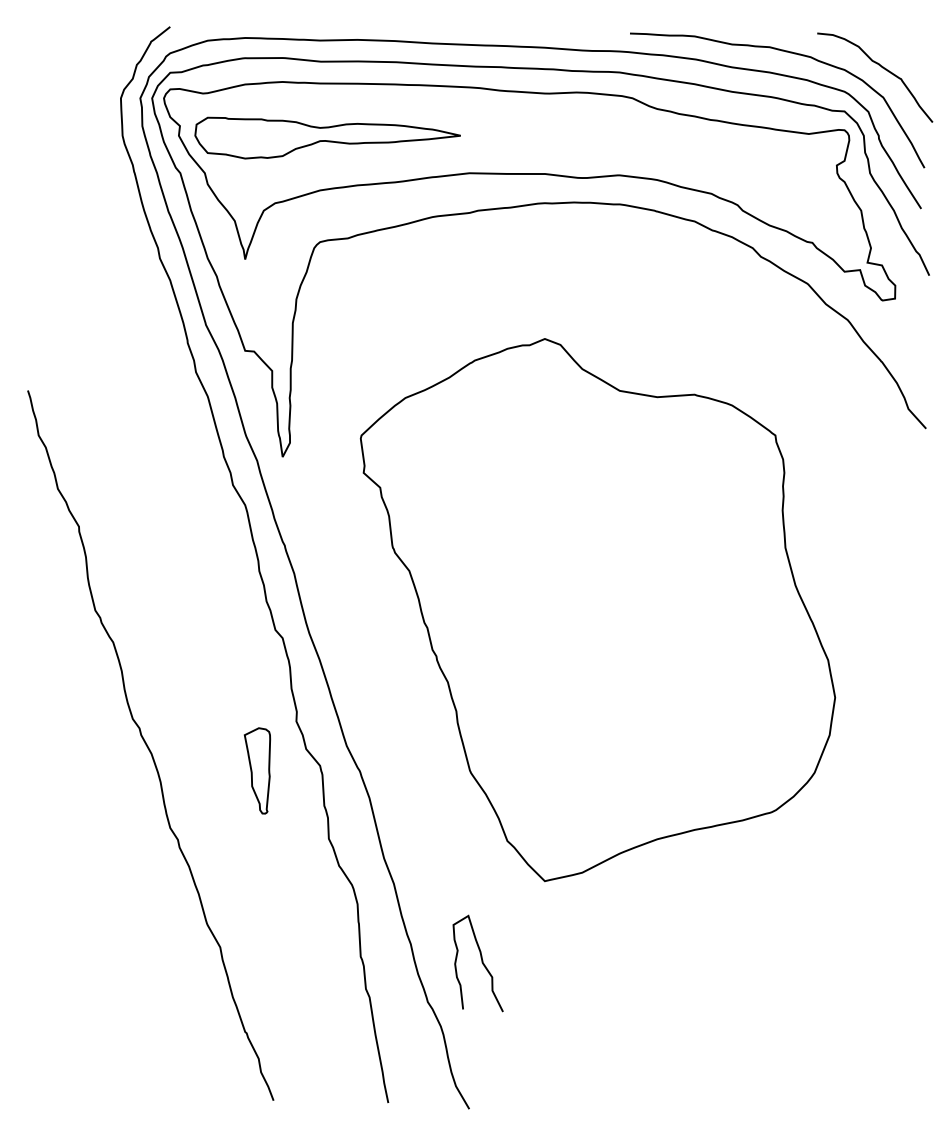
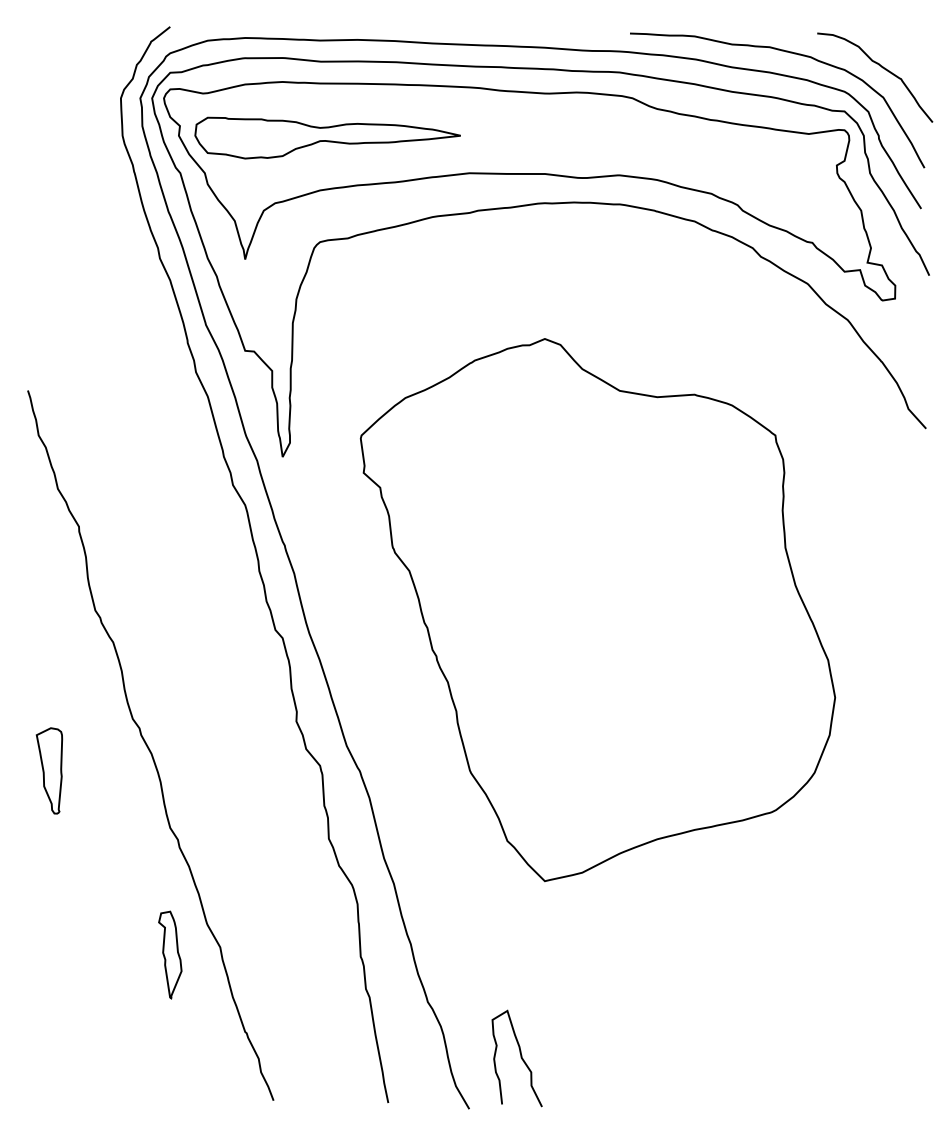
part position: (257, 770) -> (49, 770) (49, 770)
part: none -> present (170, 954)
curve position: (481, 962) -> (520, 1057) (520, 1057)
